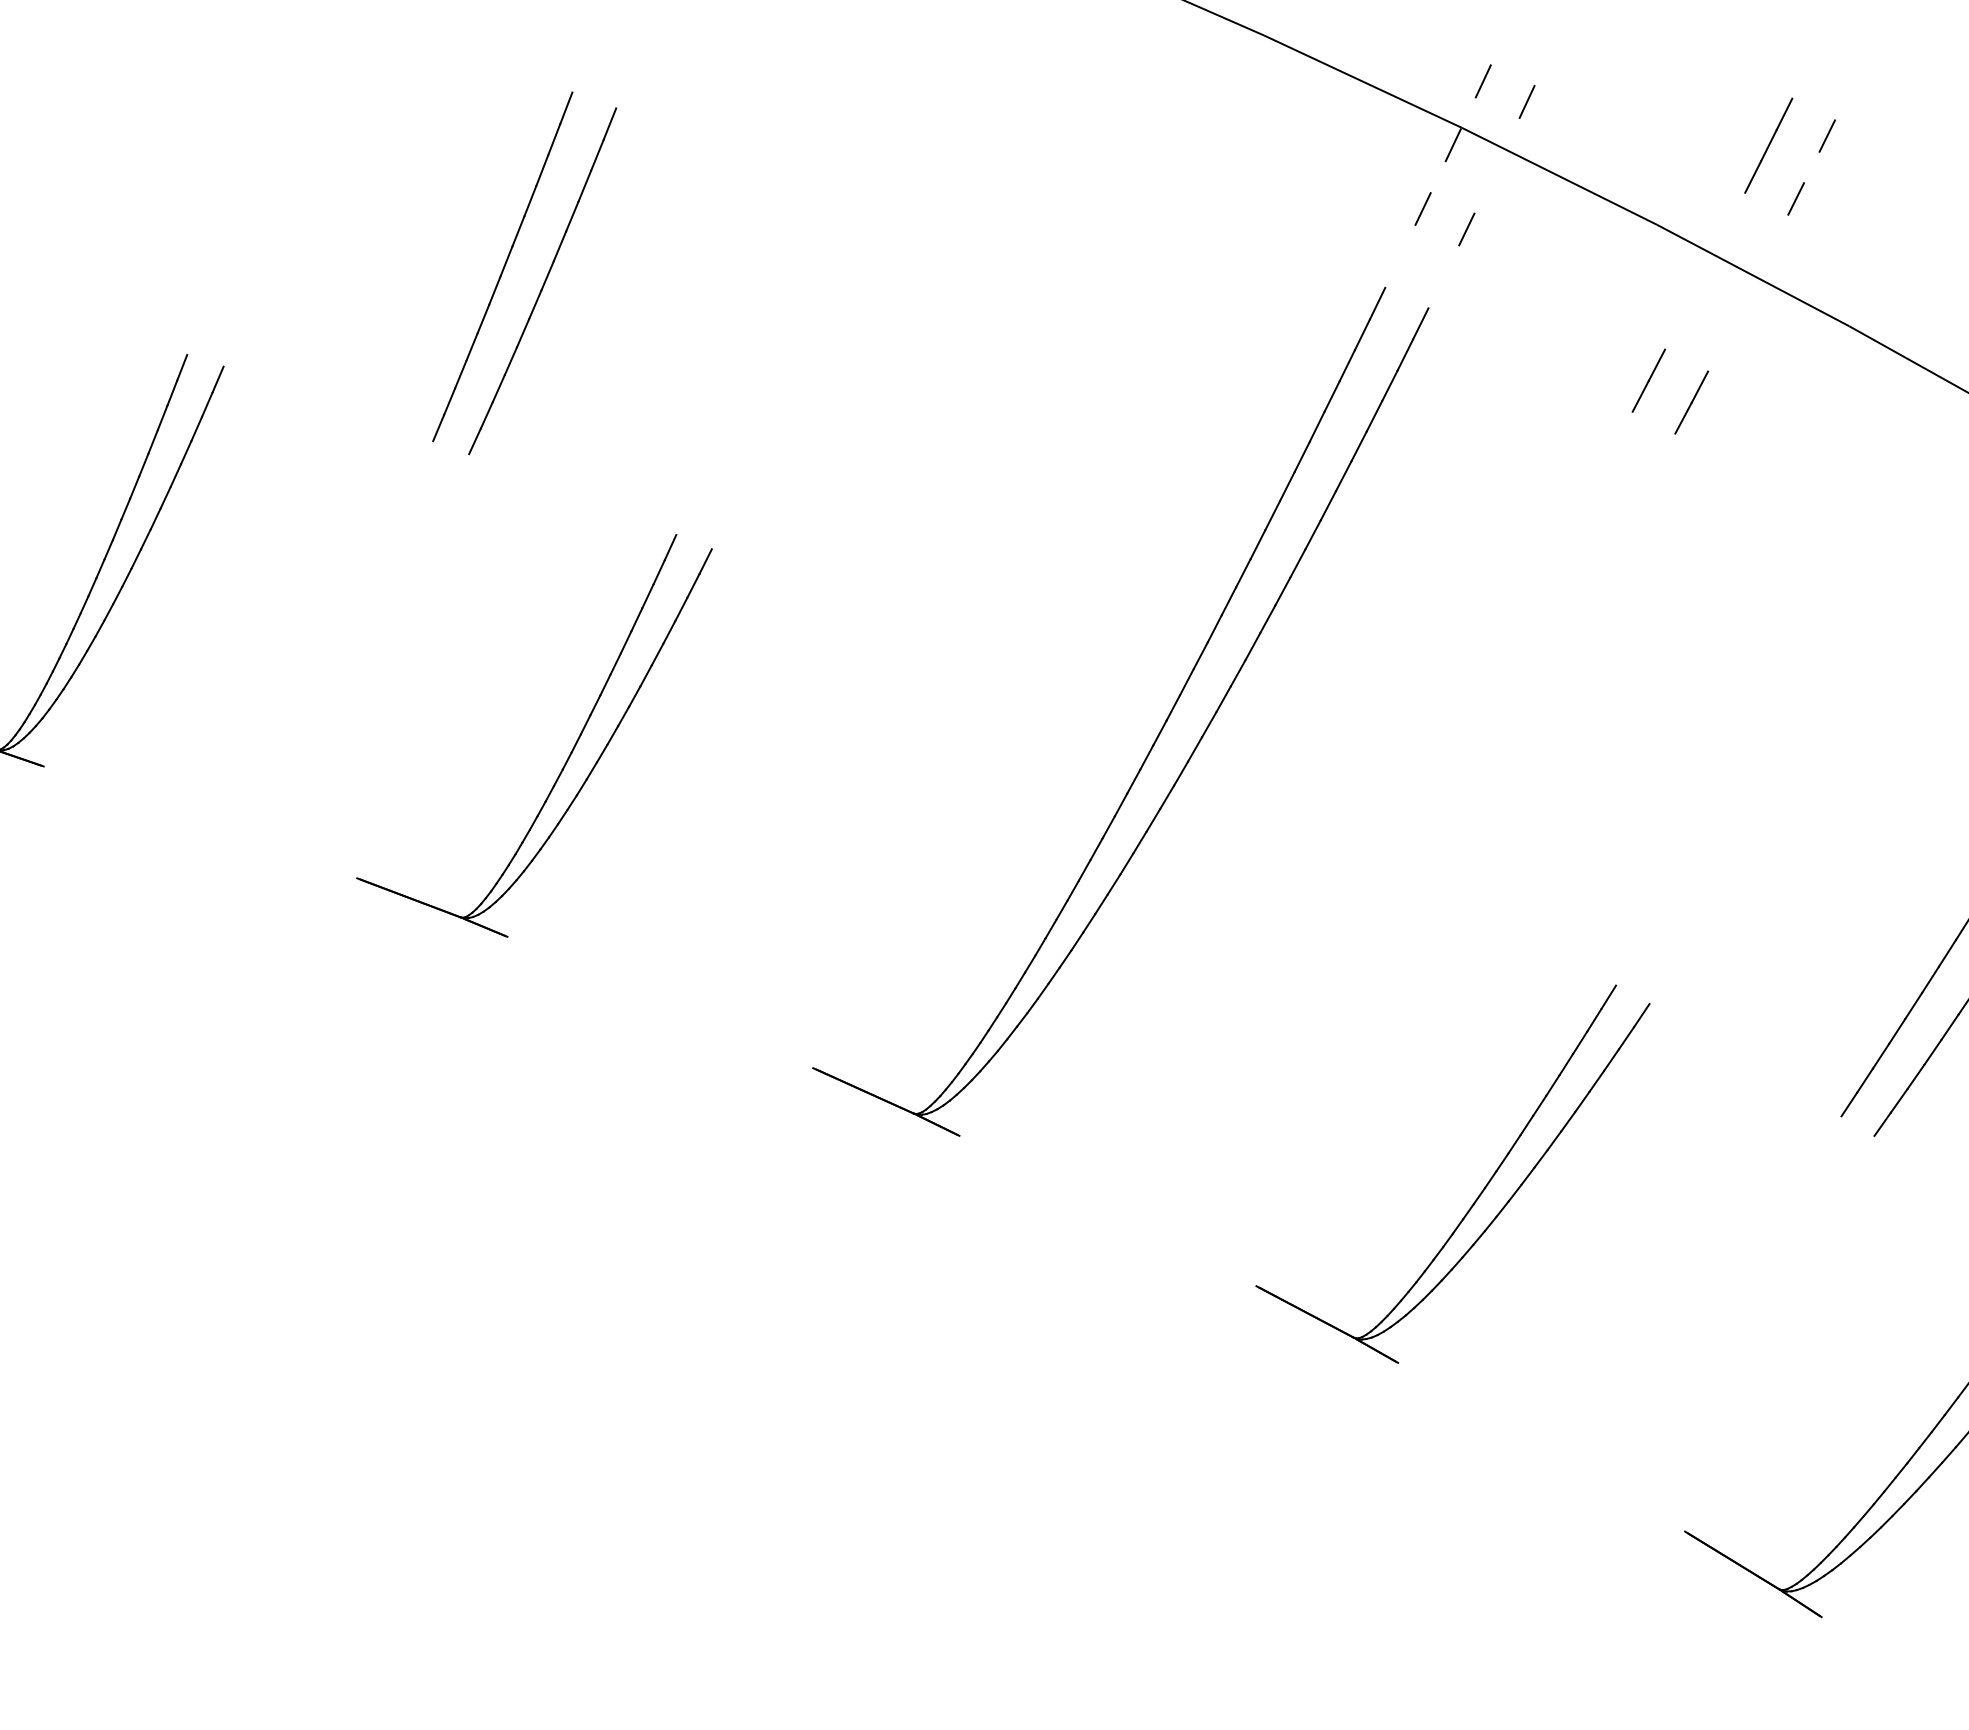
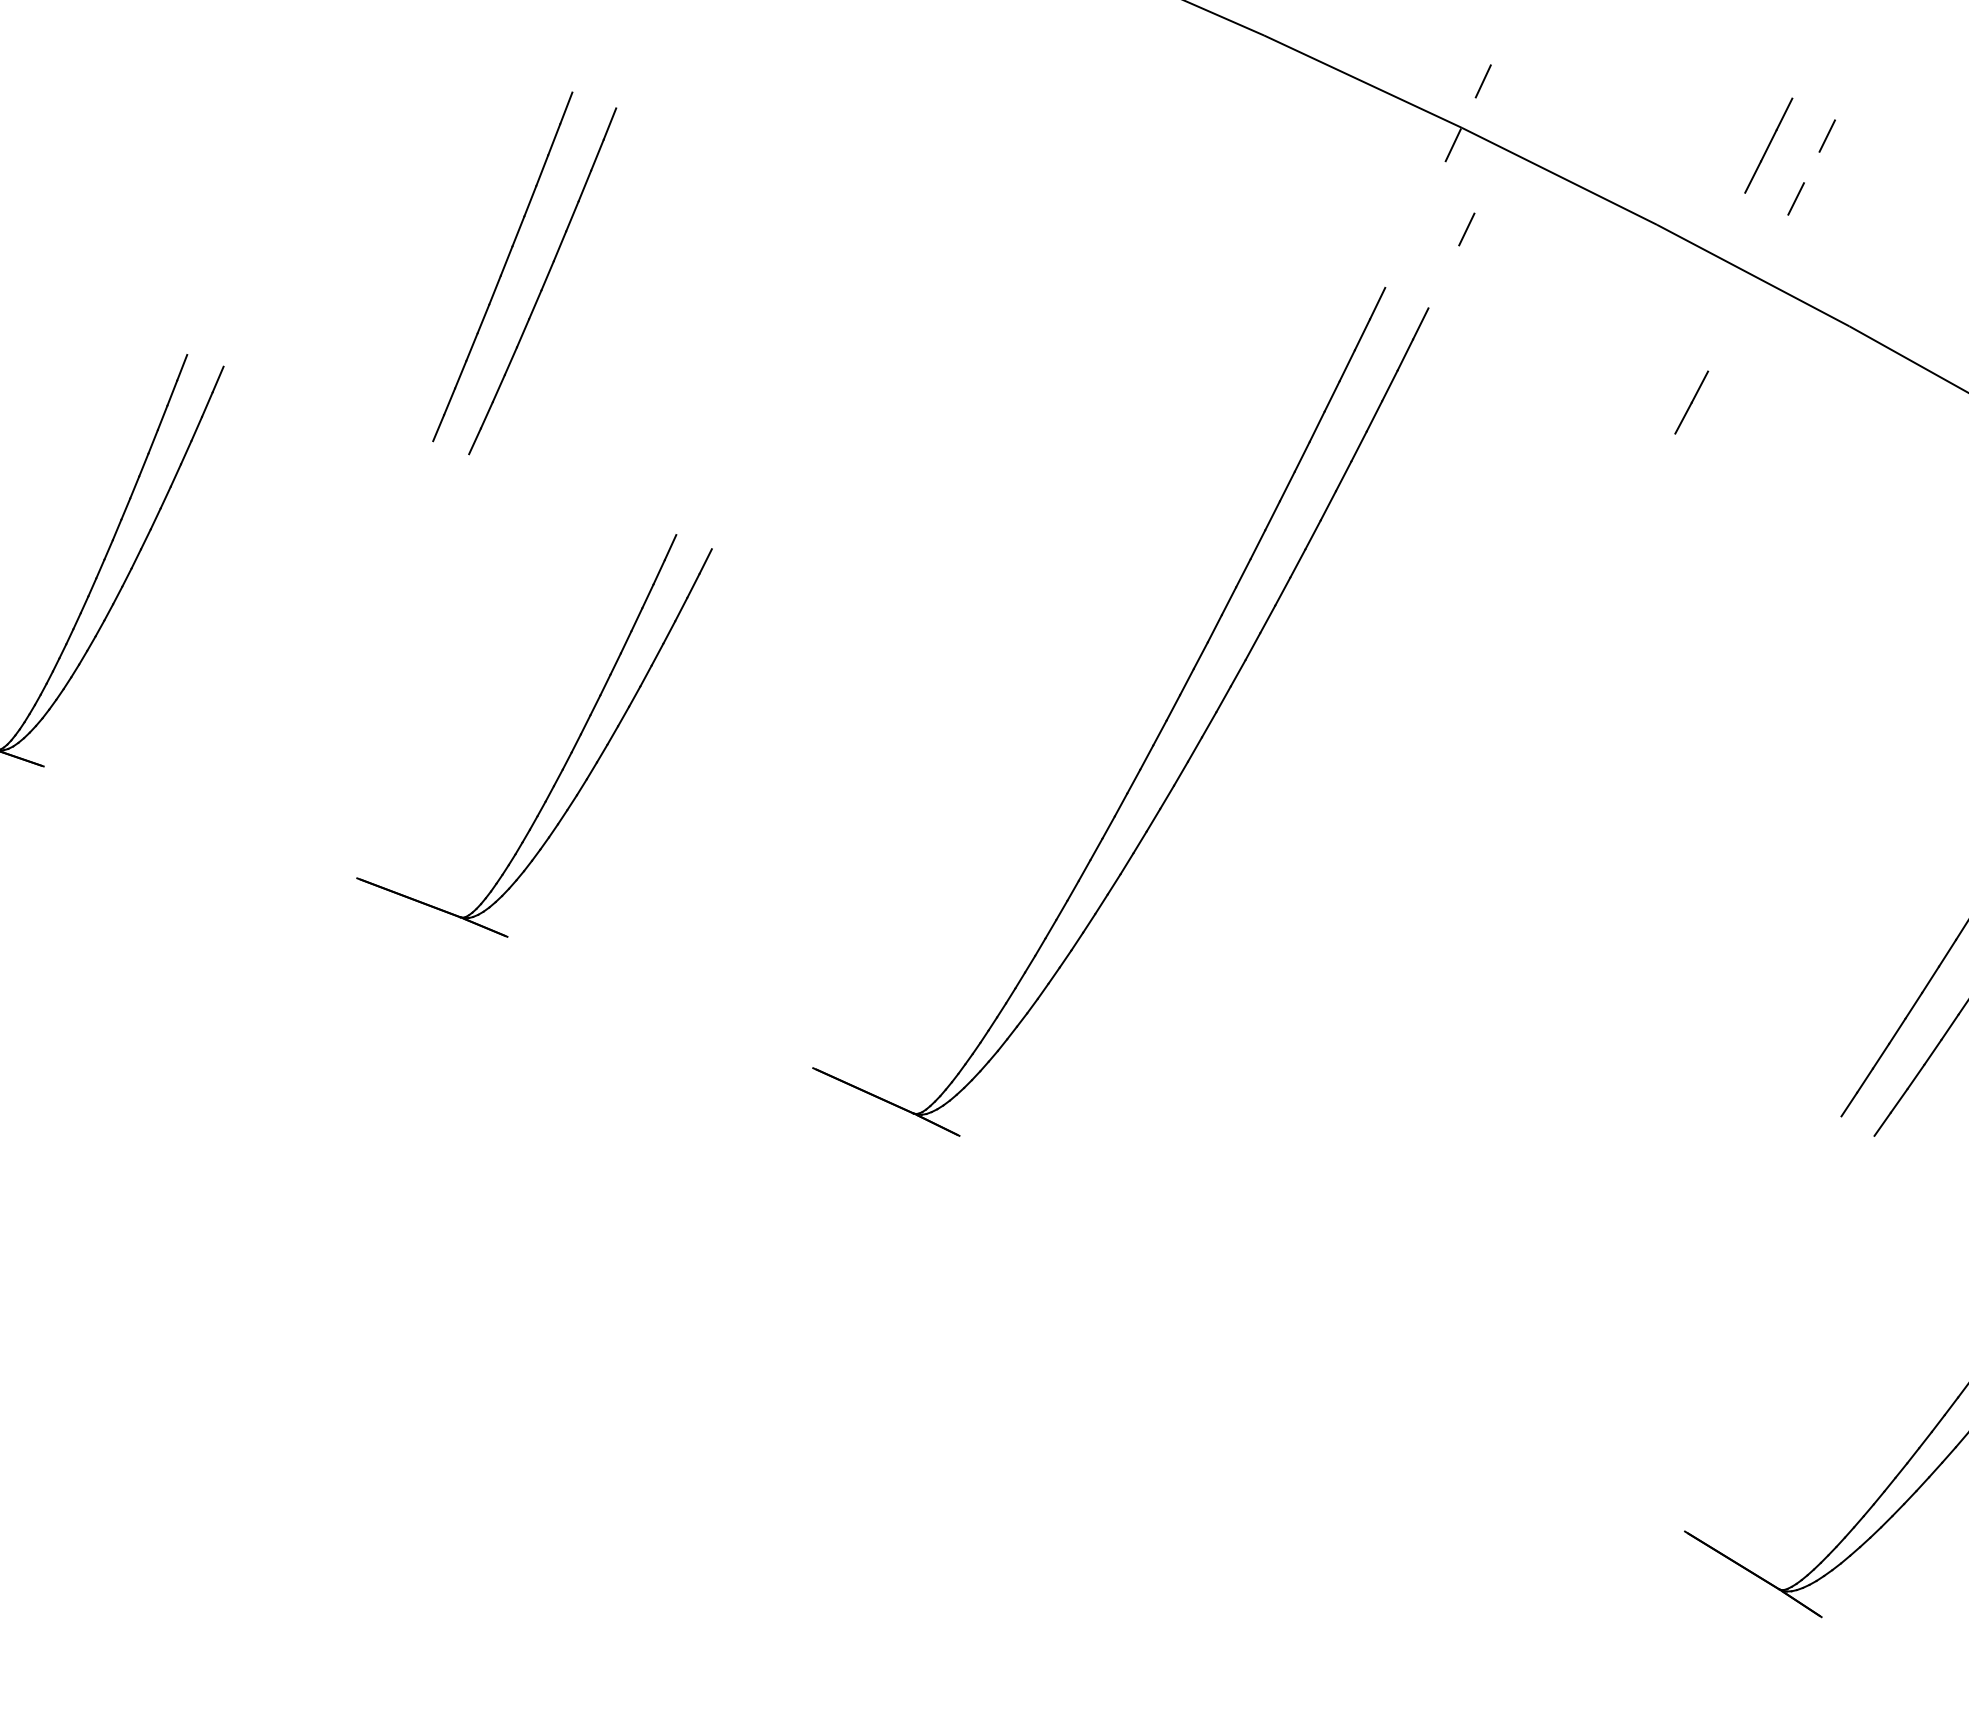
line: present -> none (1526, 101)
line: present -> none (1422, 208)
line: present -> none (1648, 380)
part: present -> none (1480, 1192)
